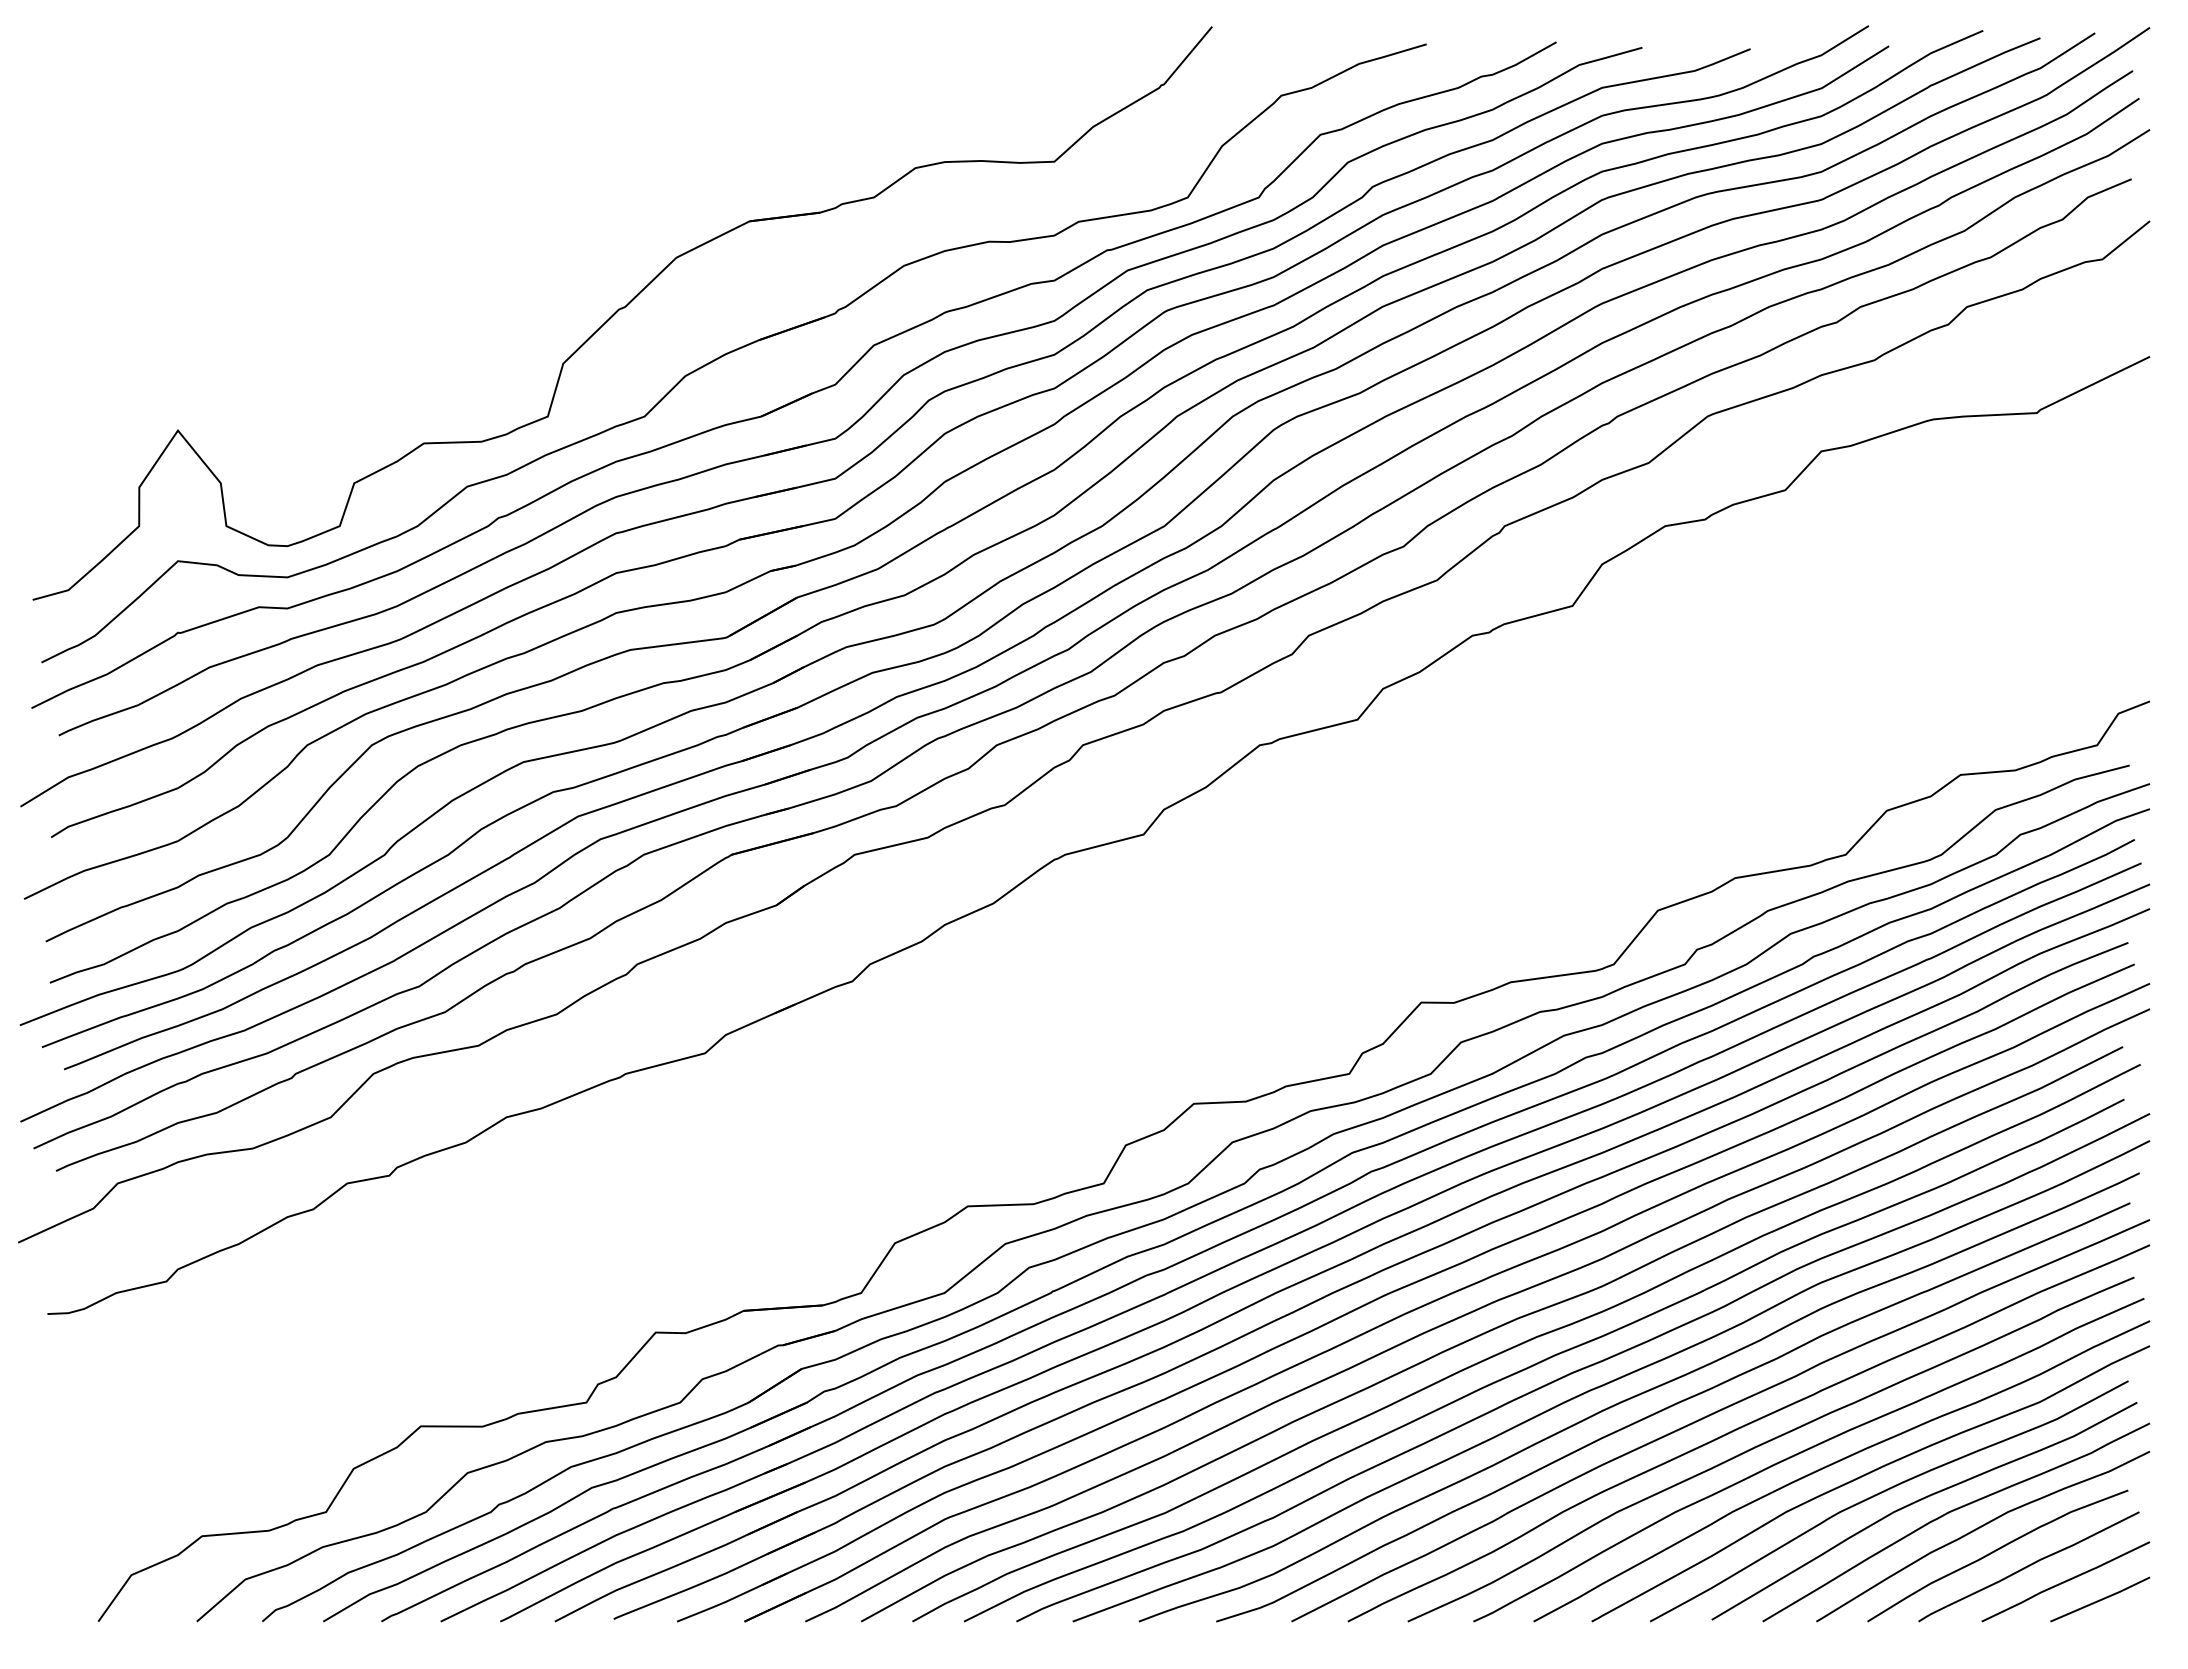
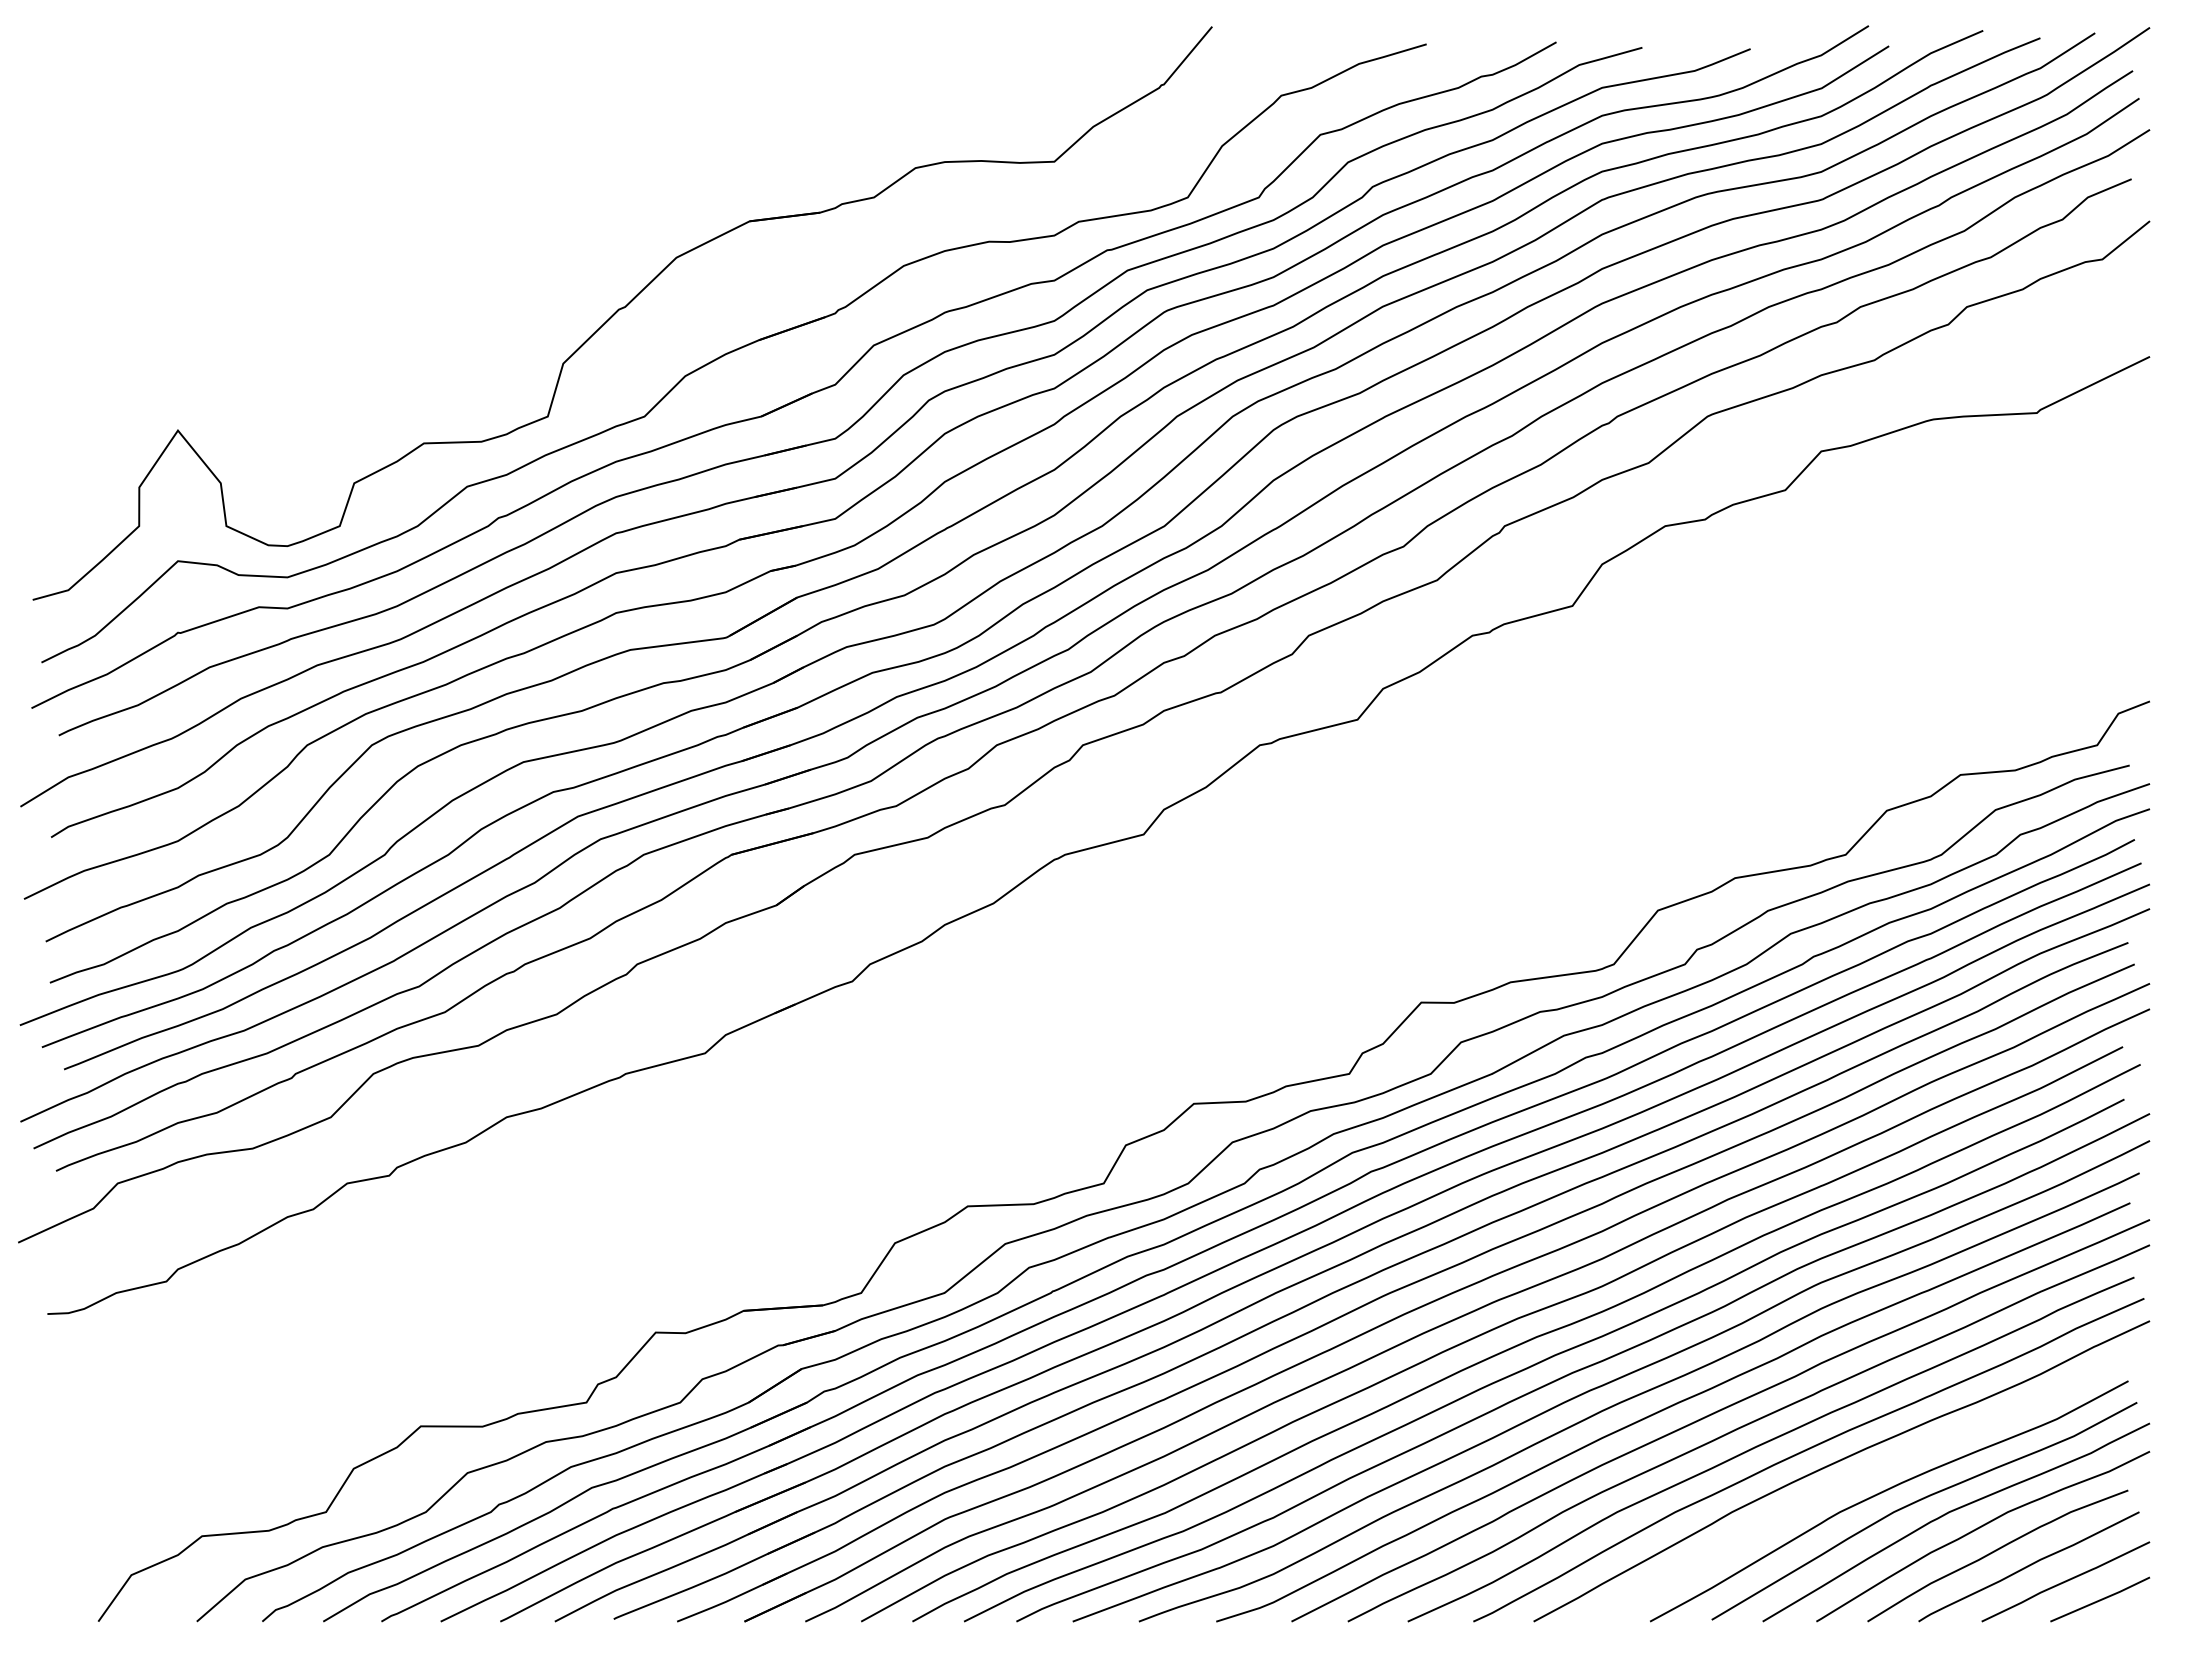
curve: present -> none (1866, 1475)
